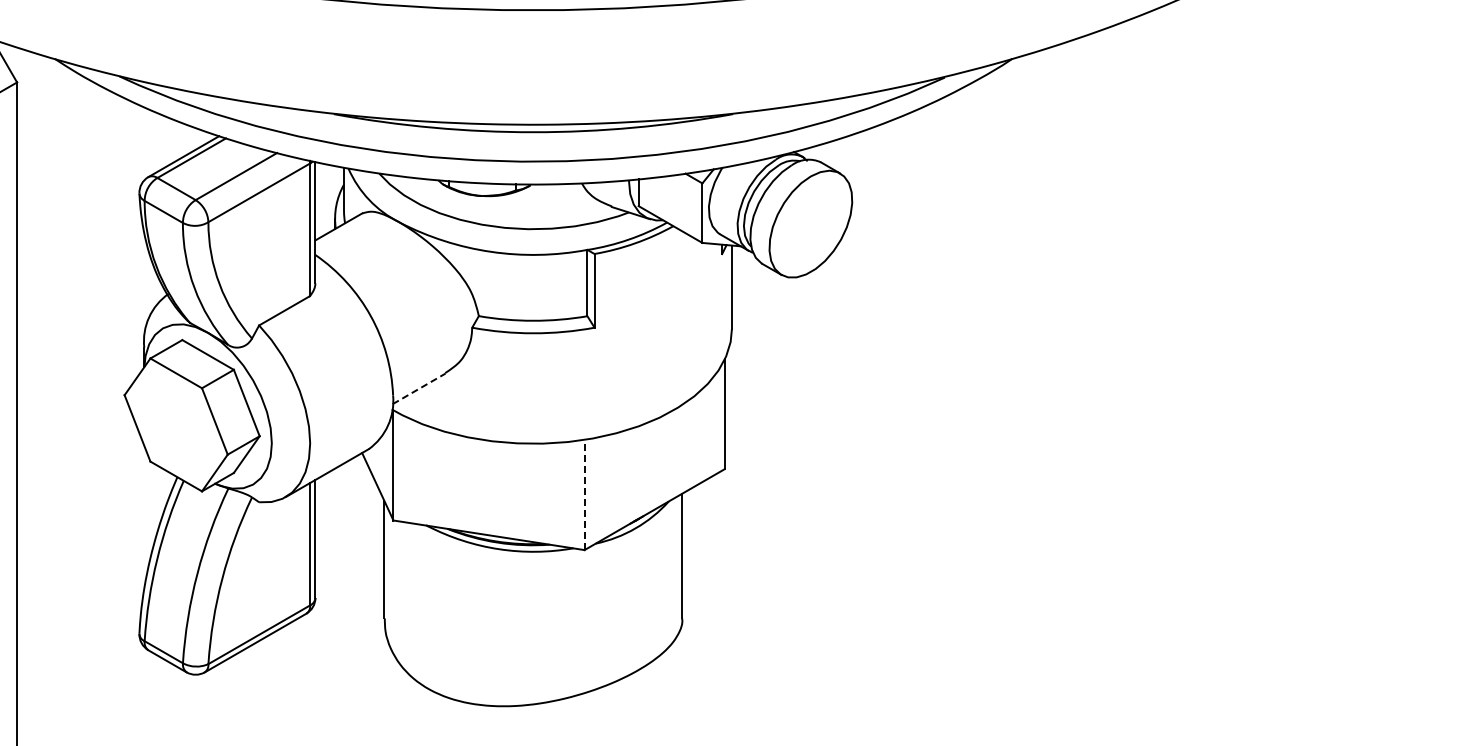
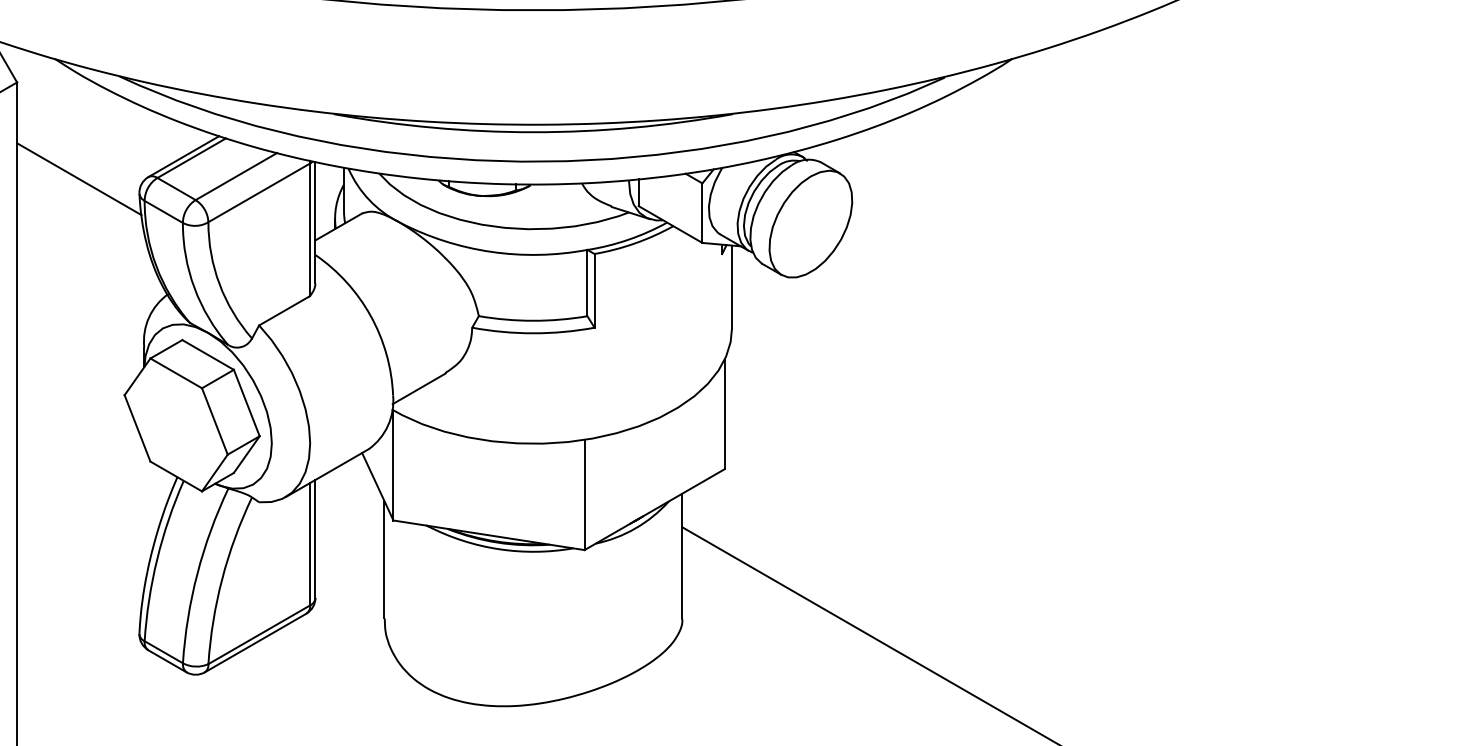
line: none -> present (79, 179)
line: dashed -> solid (419, 388)
line: dashed -> solid (584, 494)
line: none -> present (868, 634)
